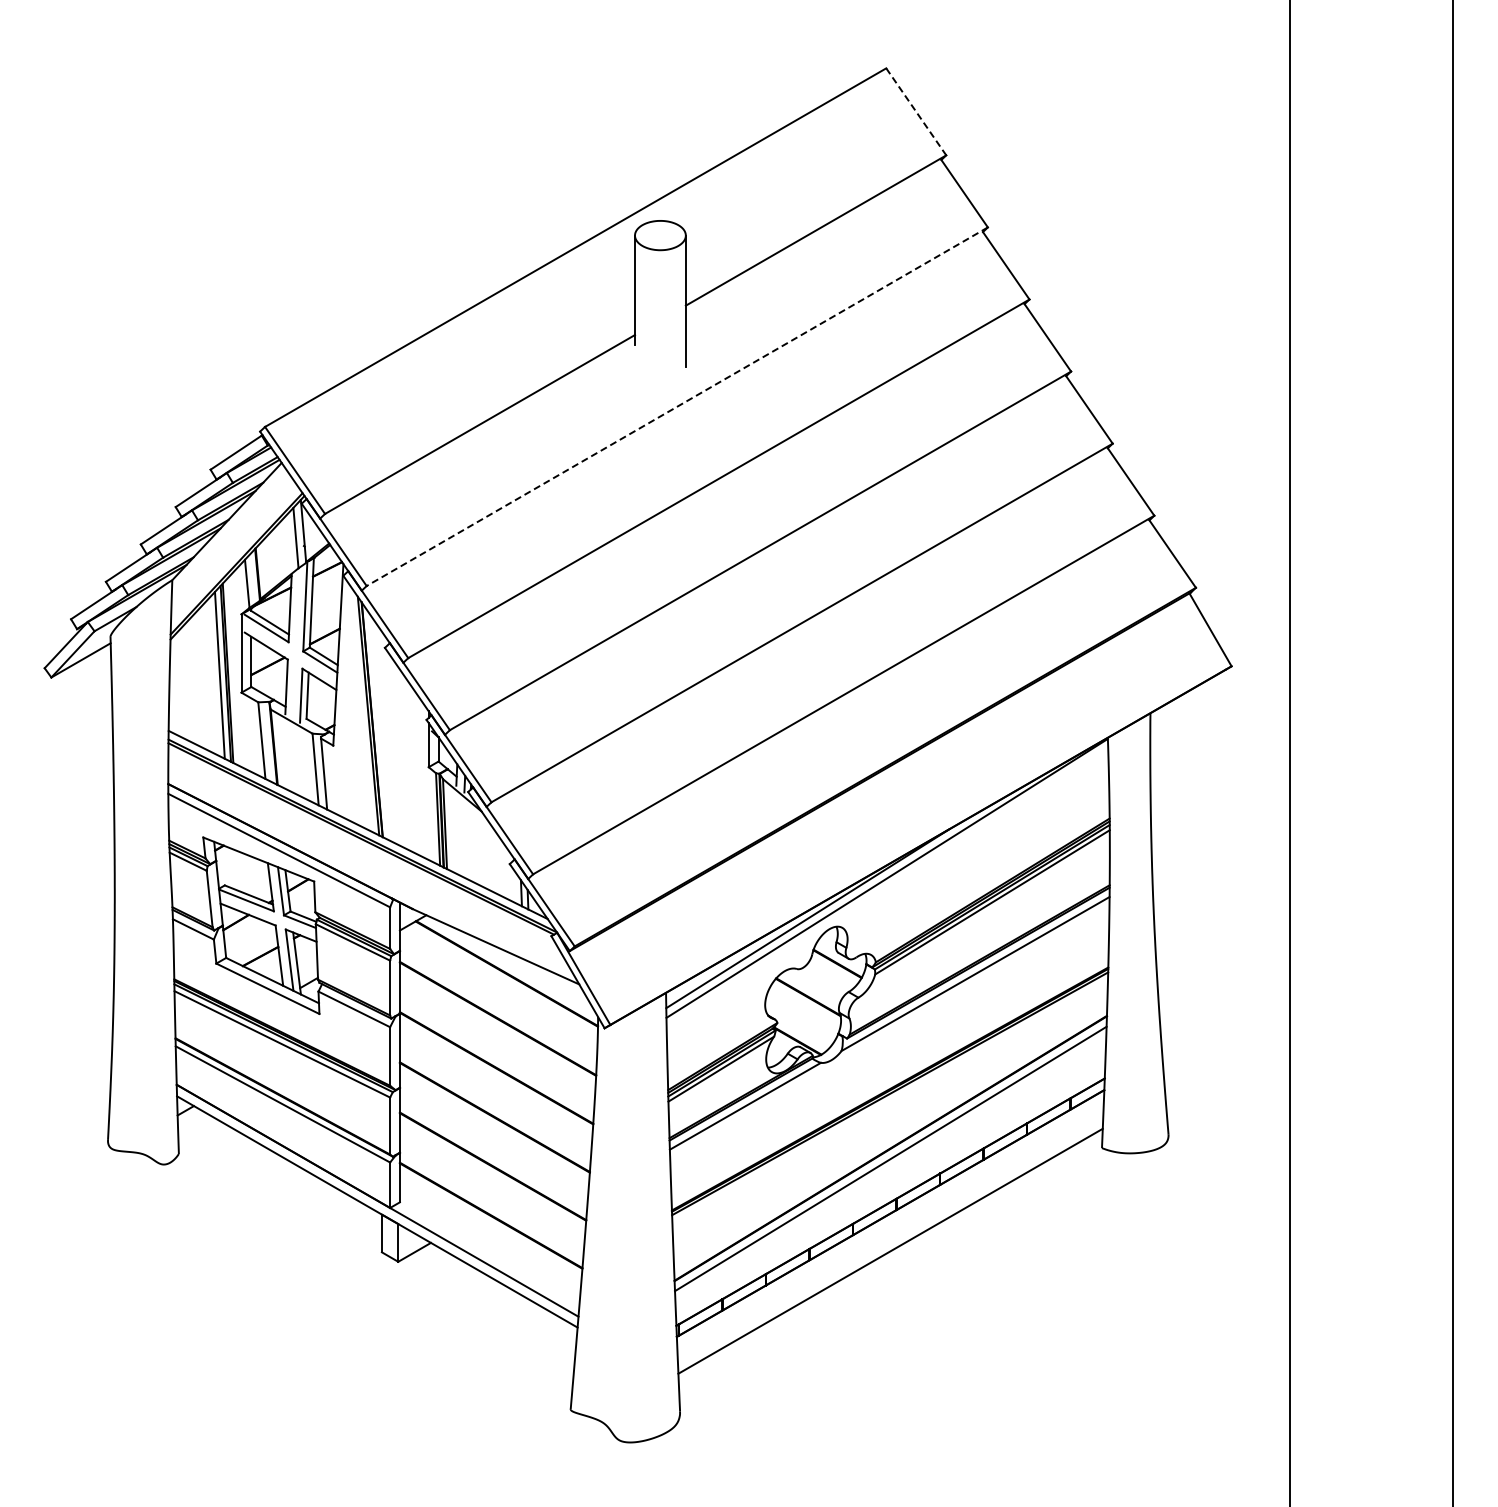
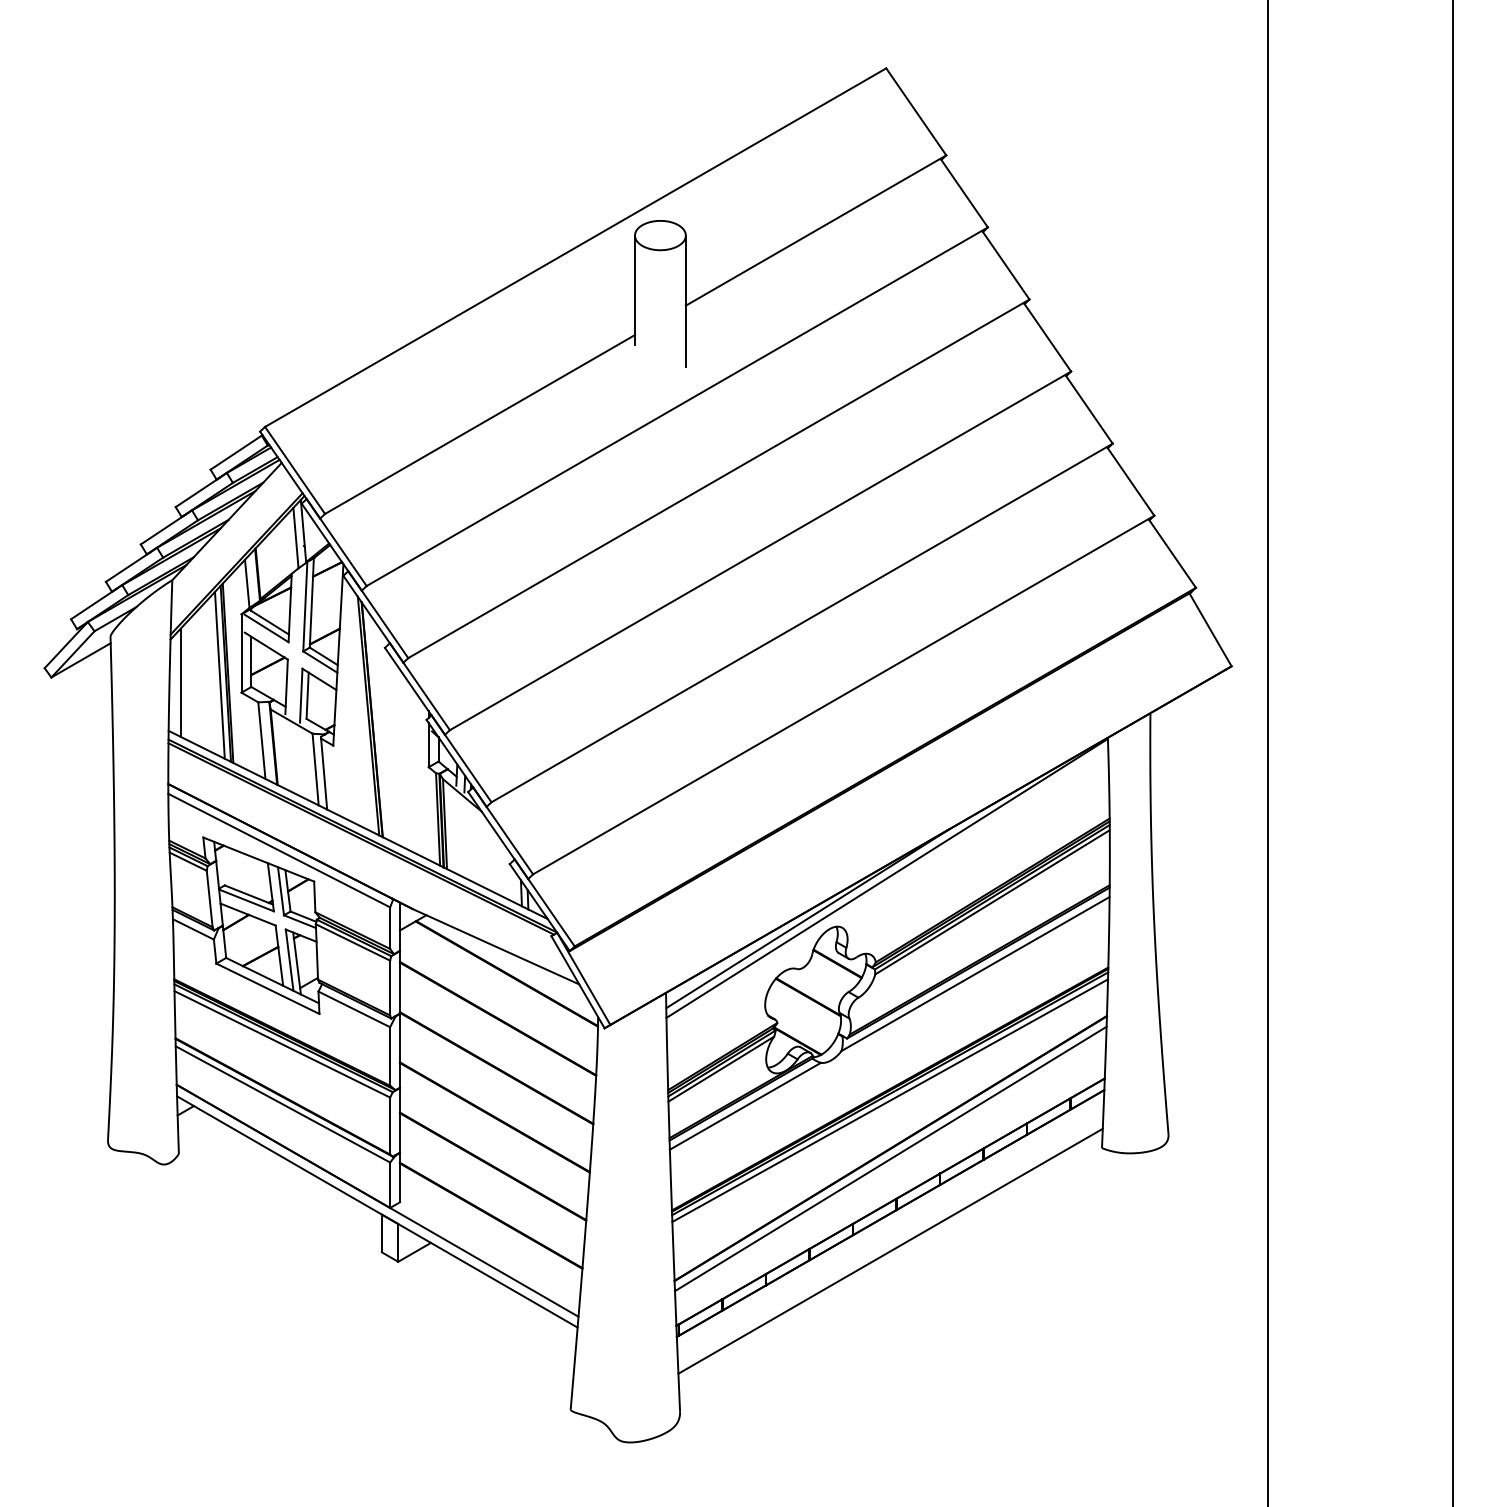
line: dashed -> solid (916, 111)
line: dashed -> solid (677, 406)
line: none -> present (180, 682)
line position: (1290, 752) -> (1268, 752) (1268, 752)
line: none -> present (890, 1100)
